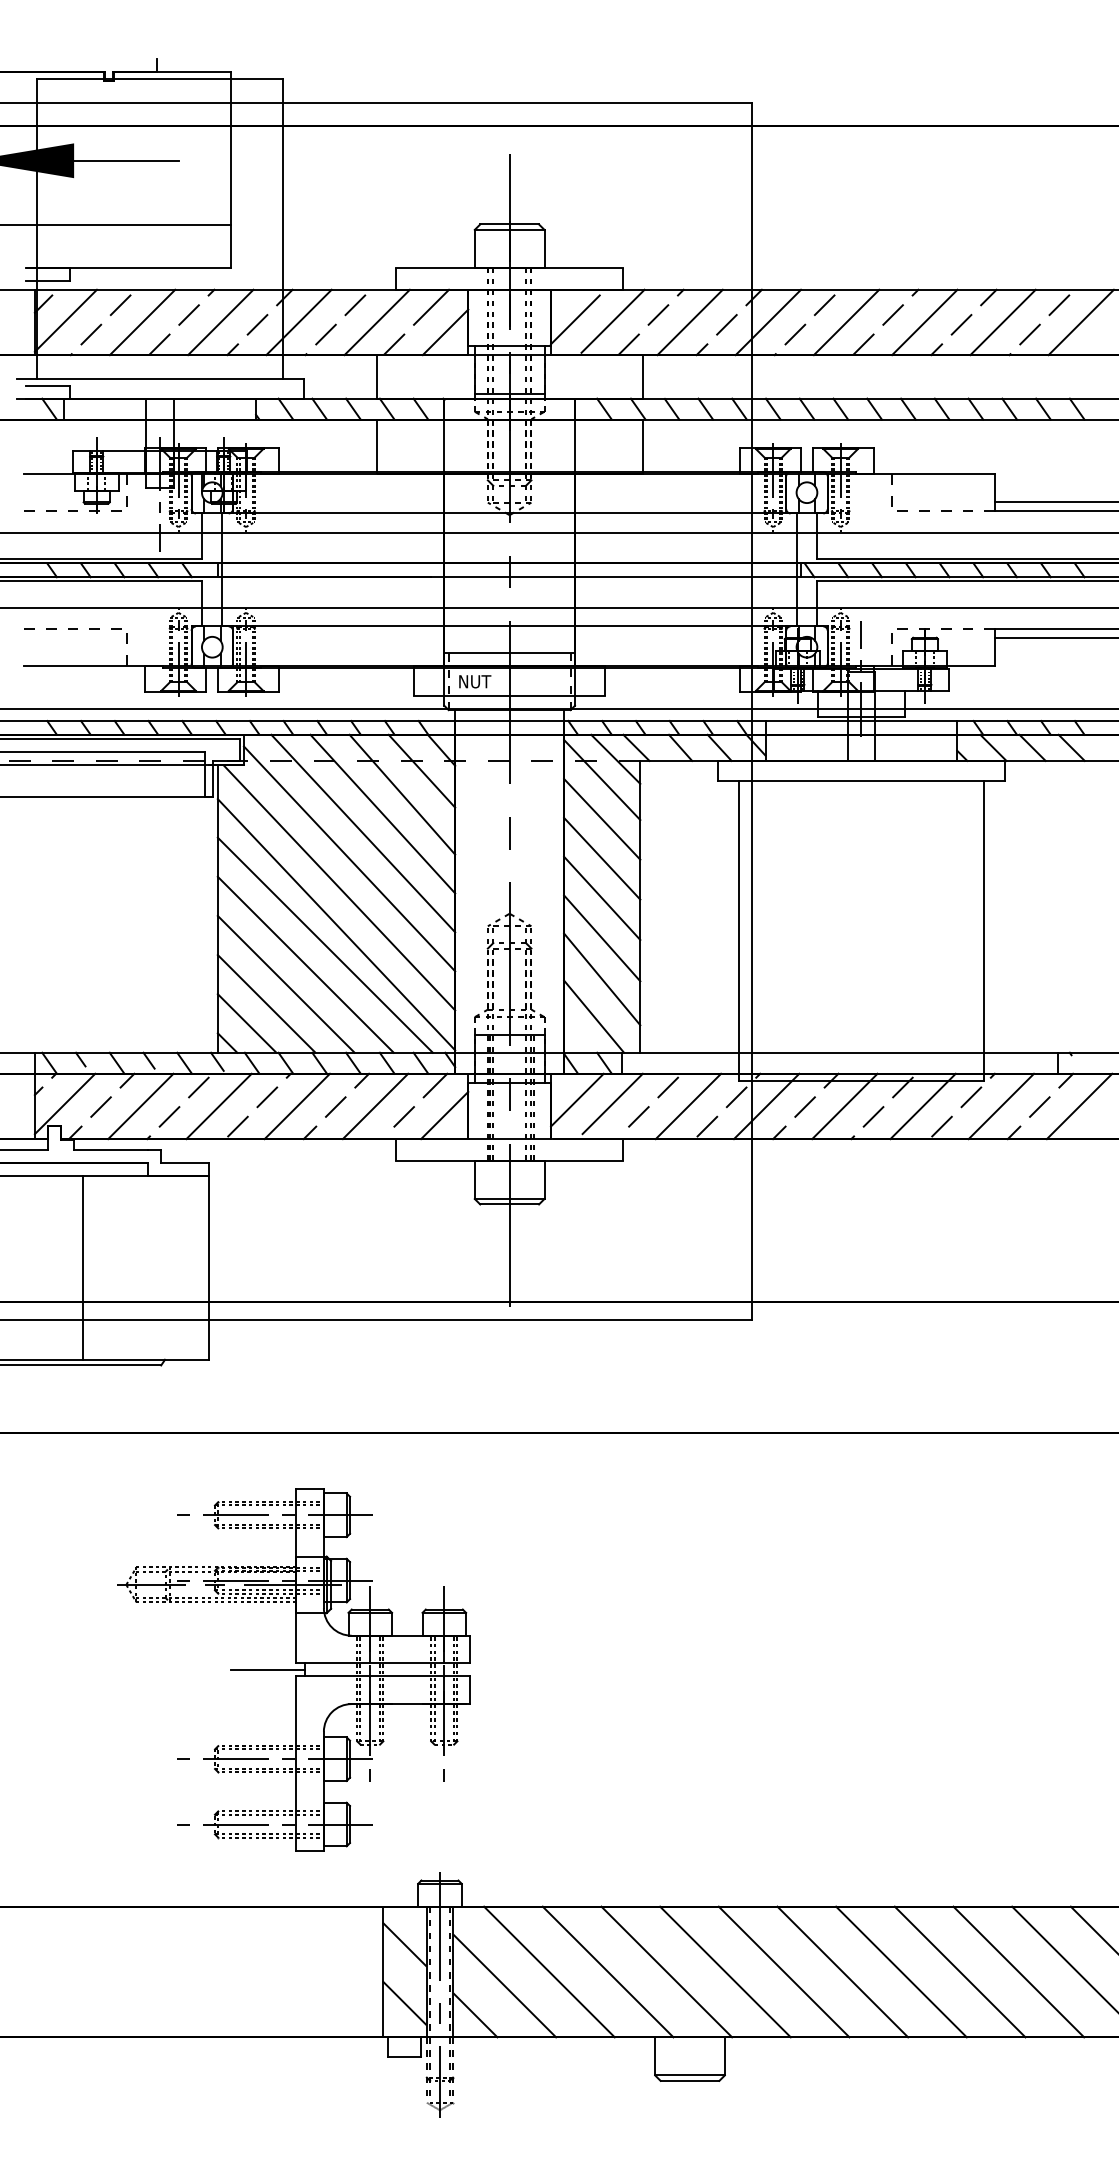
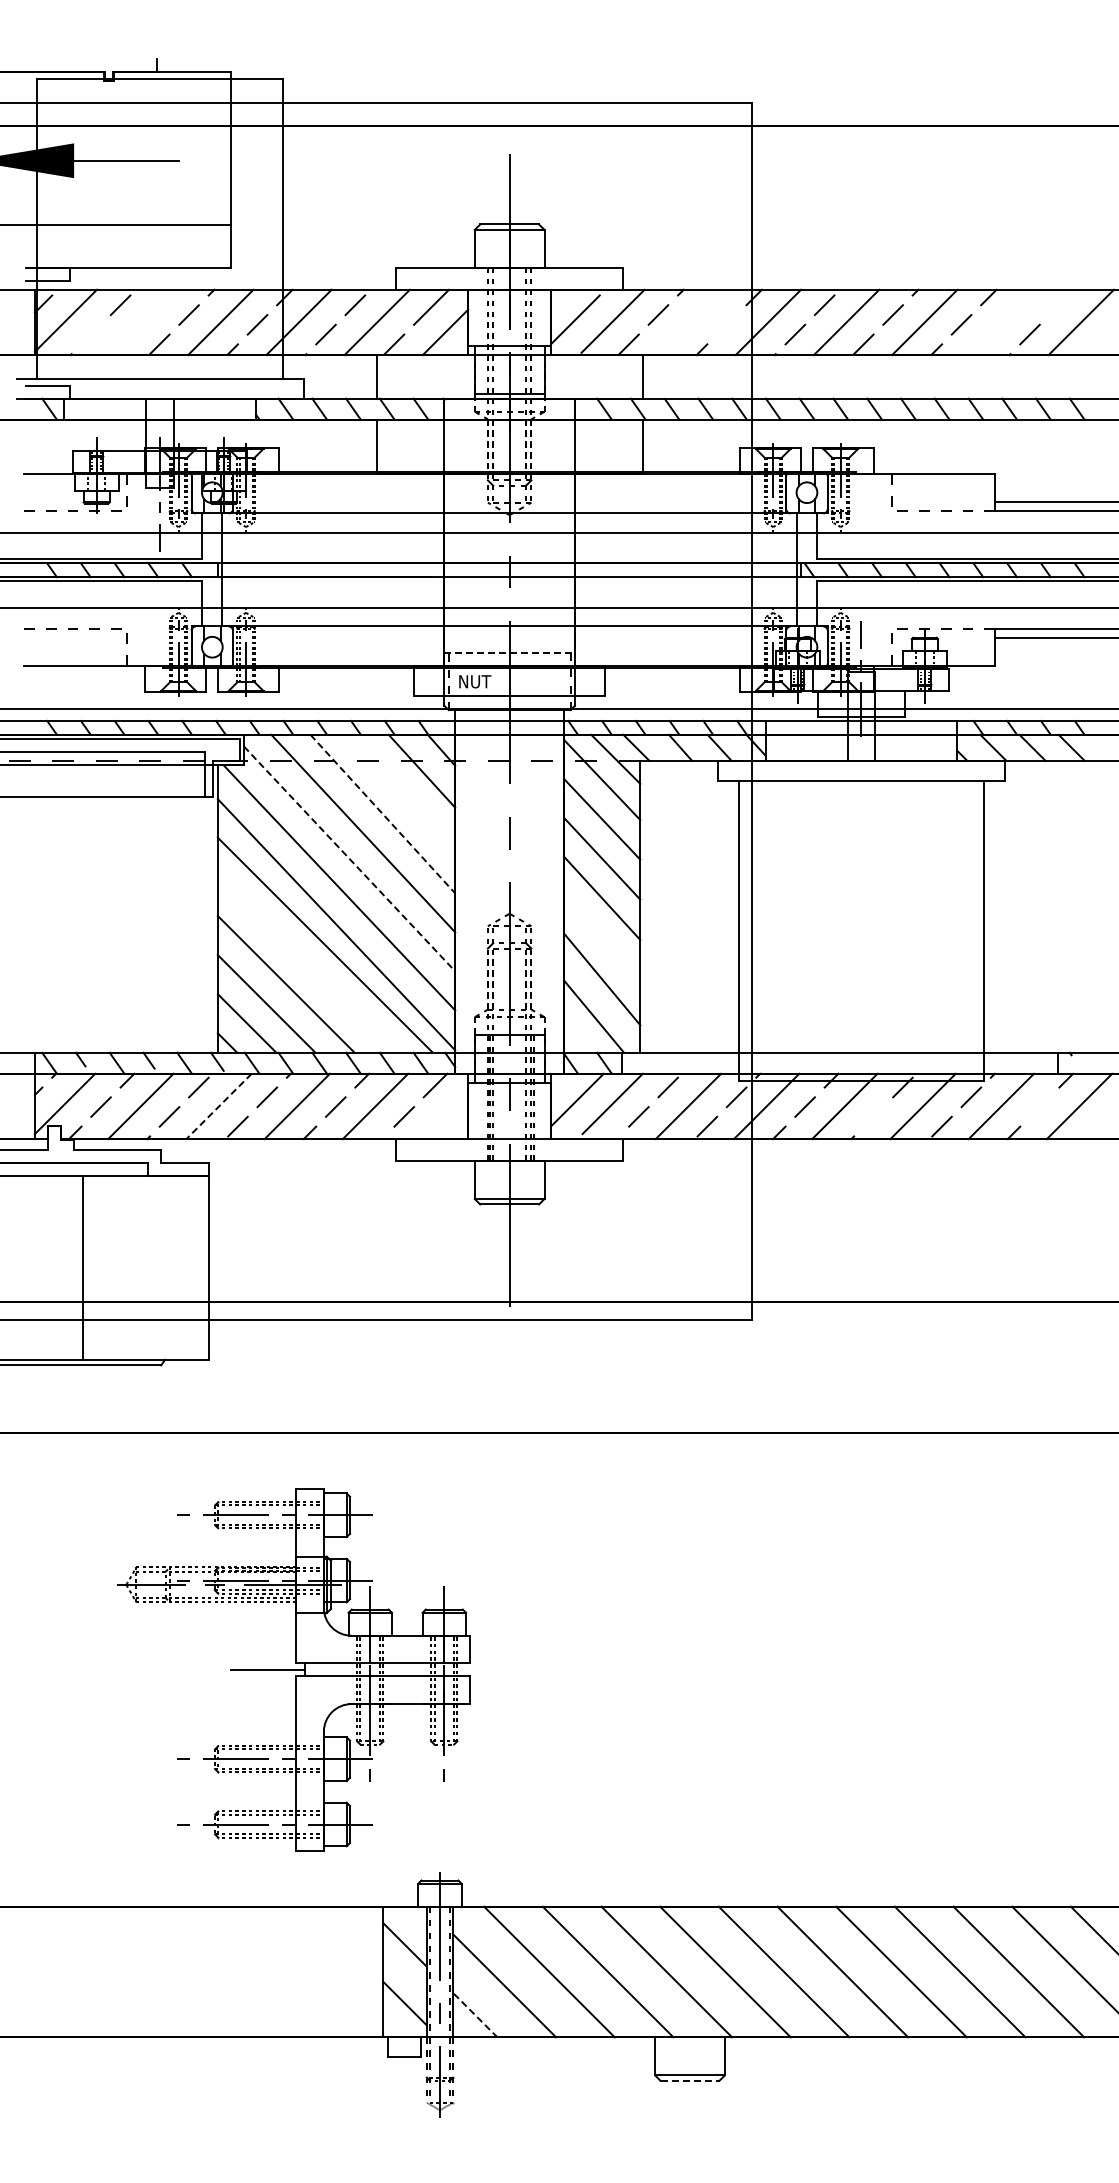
line: present -> none (1059, 305)
line: present -> none (142, 322)
line: present -> none (689, 322)
line: present -> none (1002, 322)
line: present -> none (726, 324)
line: present -> none (91, 334)
line: solid -> dashed (510, 653)
line: present -> none (402, 794)
line: solid -> dashed (383, 814)
line: solid -> dashed (349, 859)
line: present -> none (602, 938)
line: present -> none (305, 964)
line: solid -> dashed (218, 1106)
line: present -> none (1039, 1106)
line: present -> none (444, 1115)
line: present -> none (873, 1116)
line: solid -> dashed (475, 2015)
line: solid -> dashed (690, 2080)
